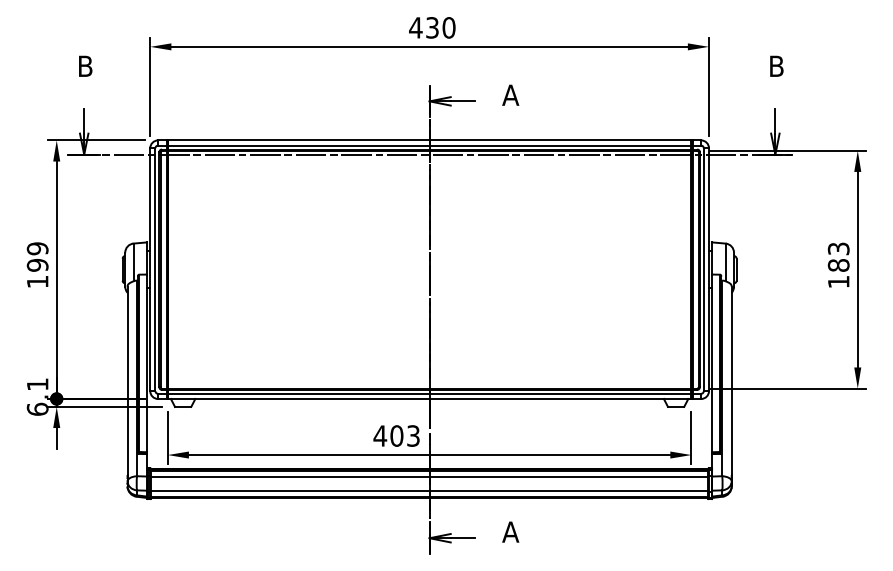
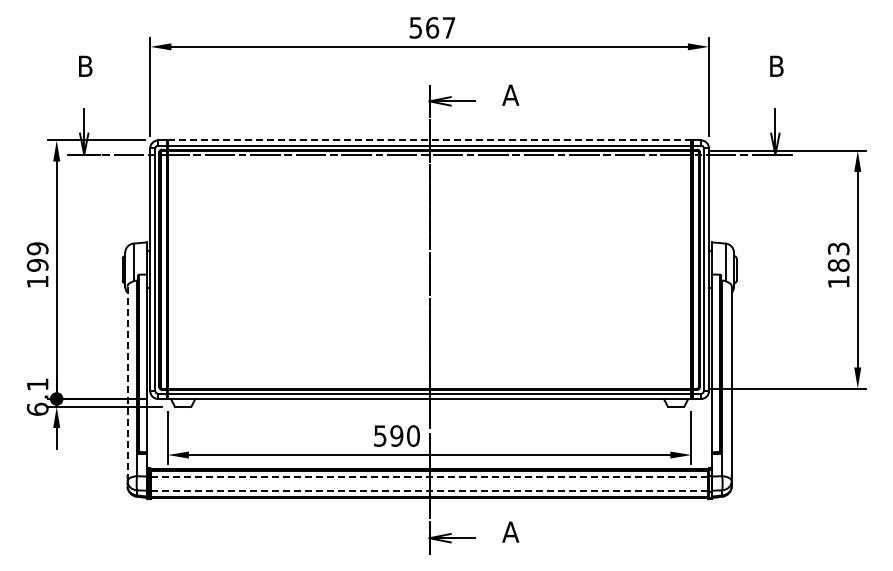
text: 430 -> 567 (432, 27)
line: solid -> dashed (429, 140)
line: solid -> dashed (127, 381)
text: 403 -> 590 (396, 435)
line: solid -> dashed (429, 476)
line: solid -> dashed (429, 490)
